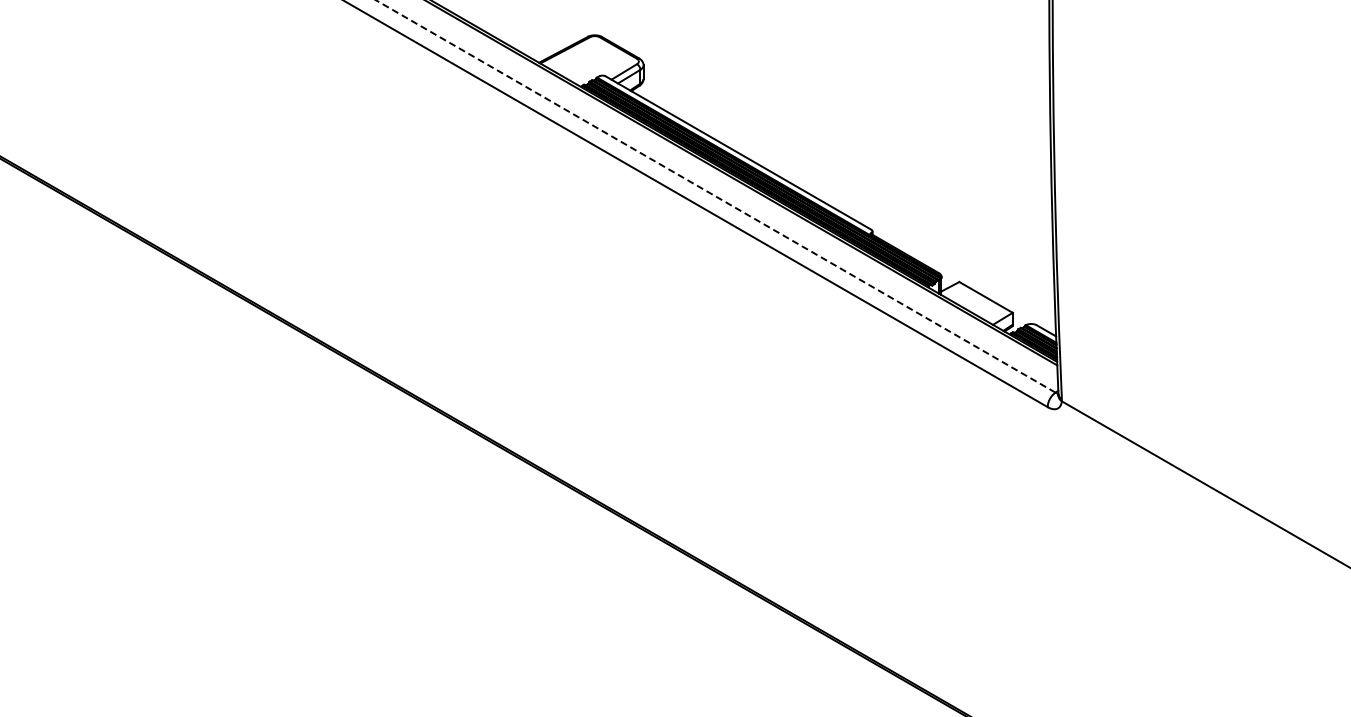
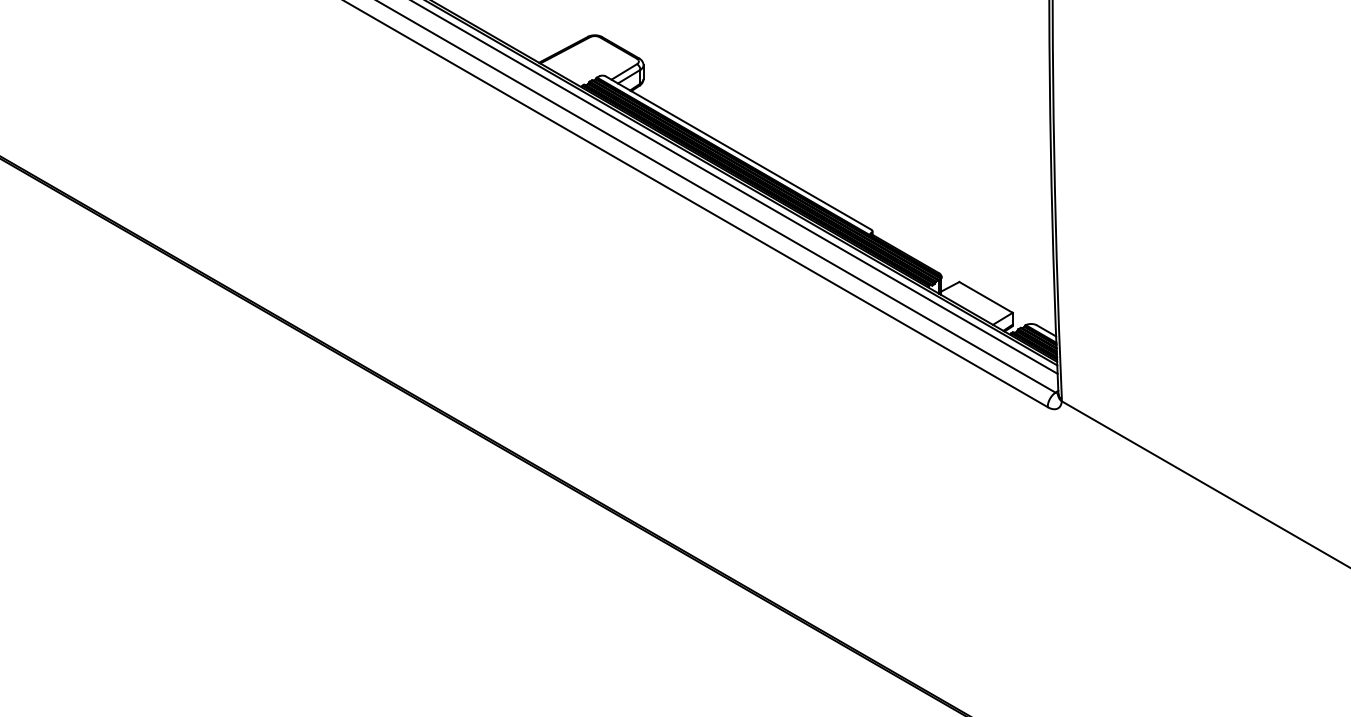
line: none -> present (735, 187)
line: dashed -> solid (715, 196)
